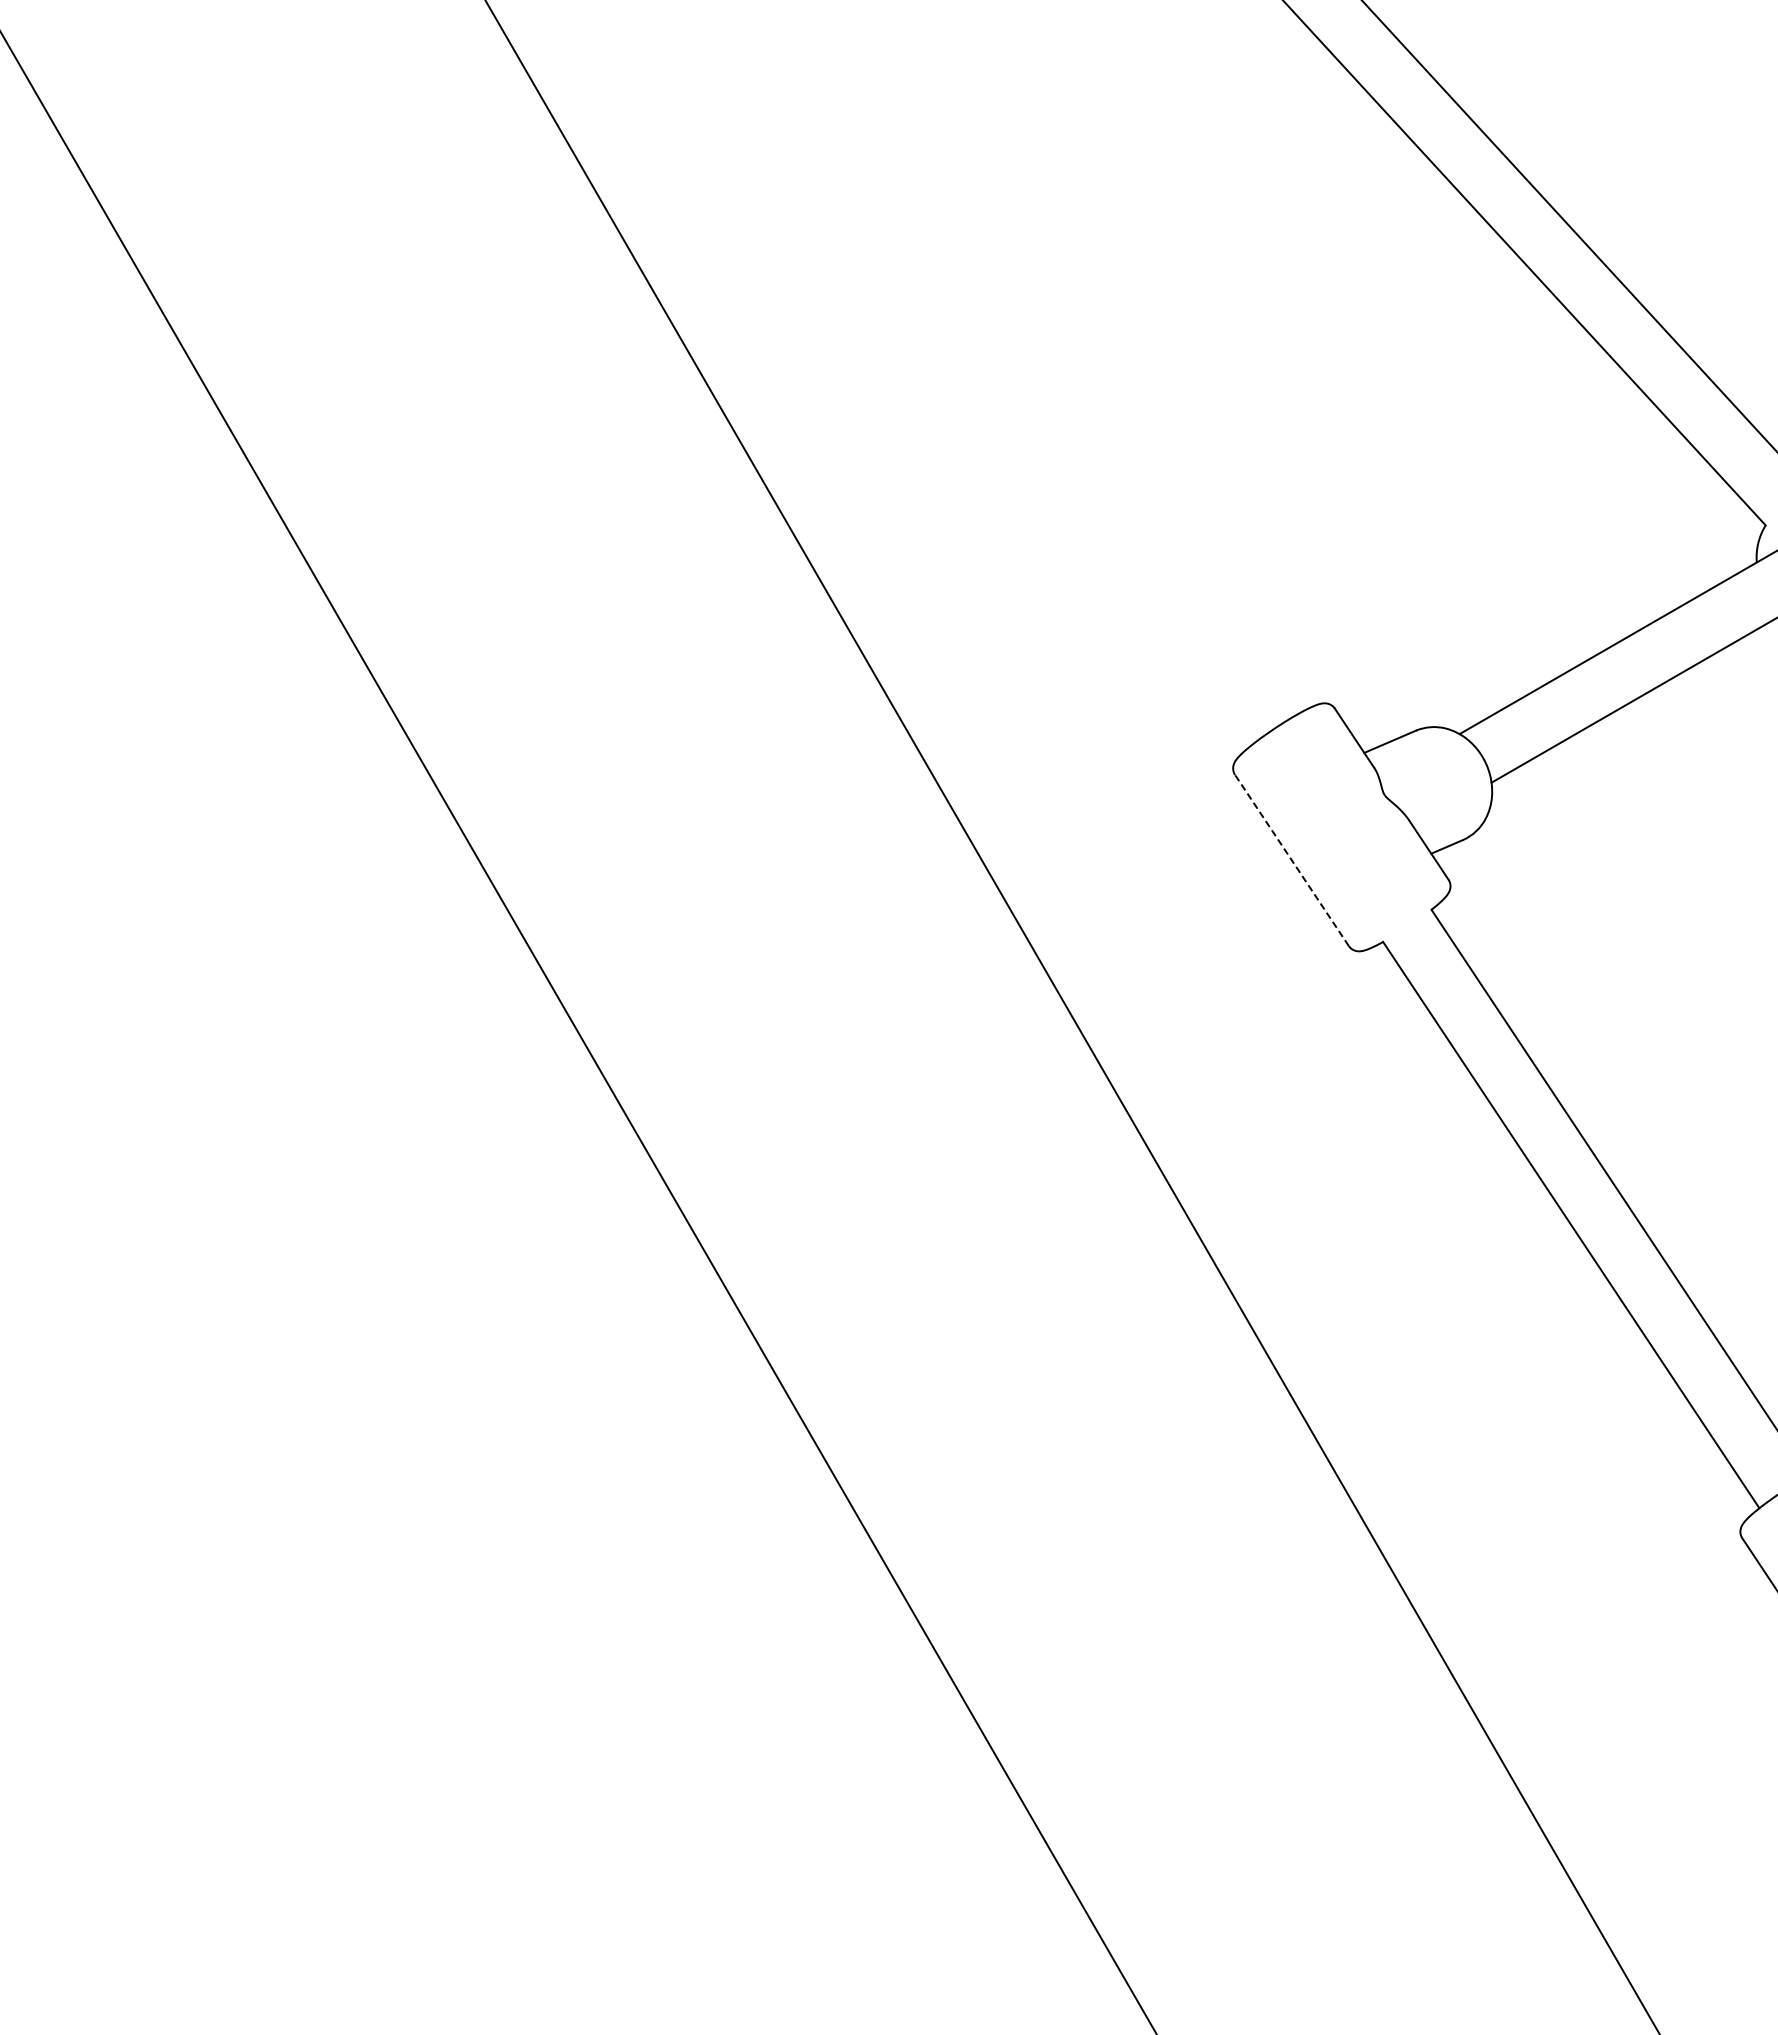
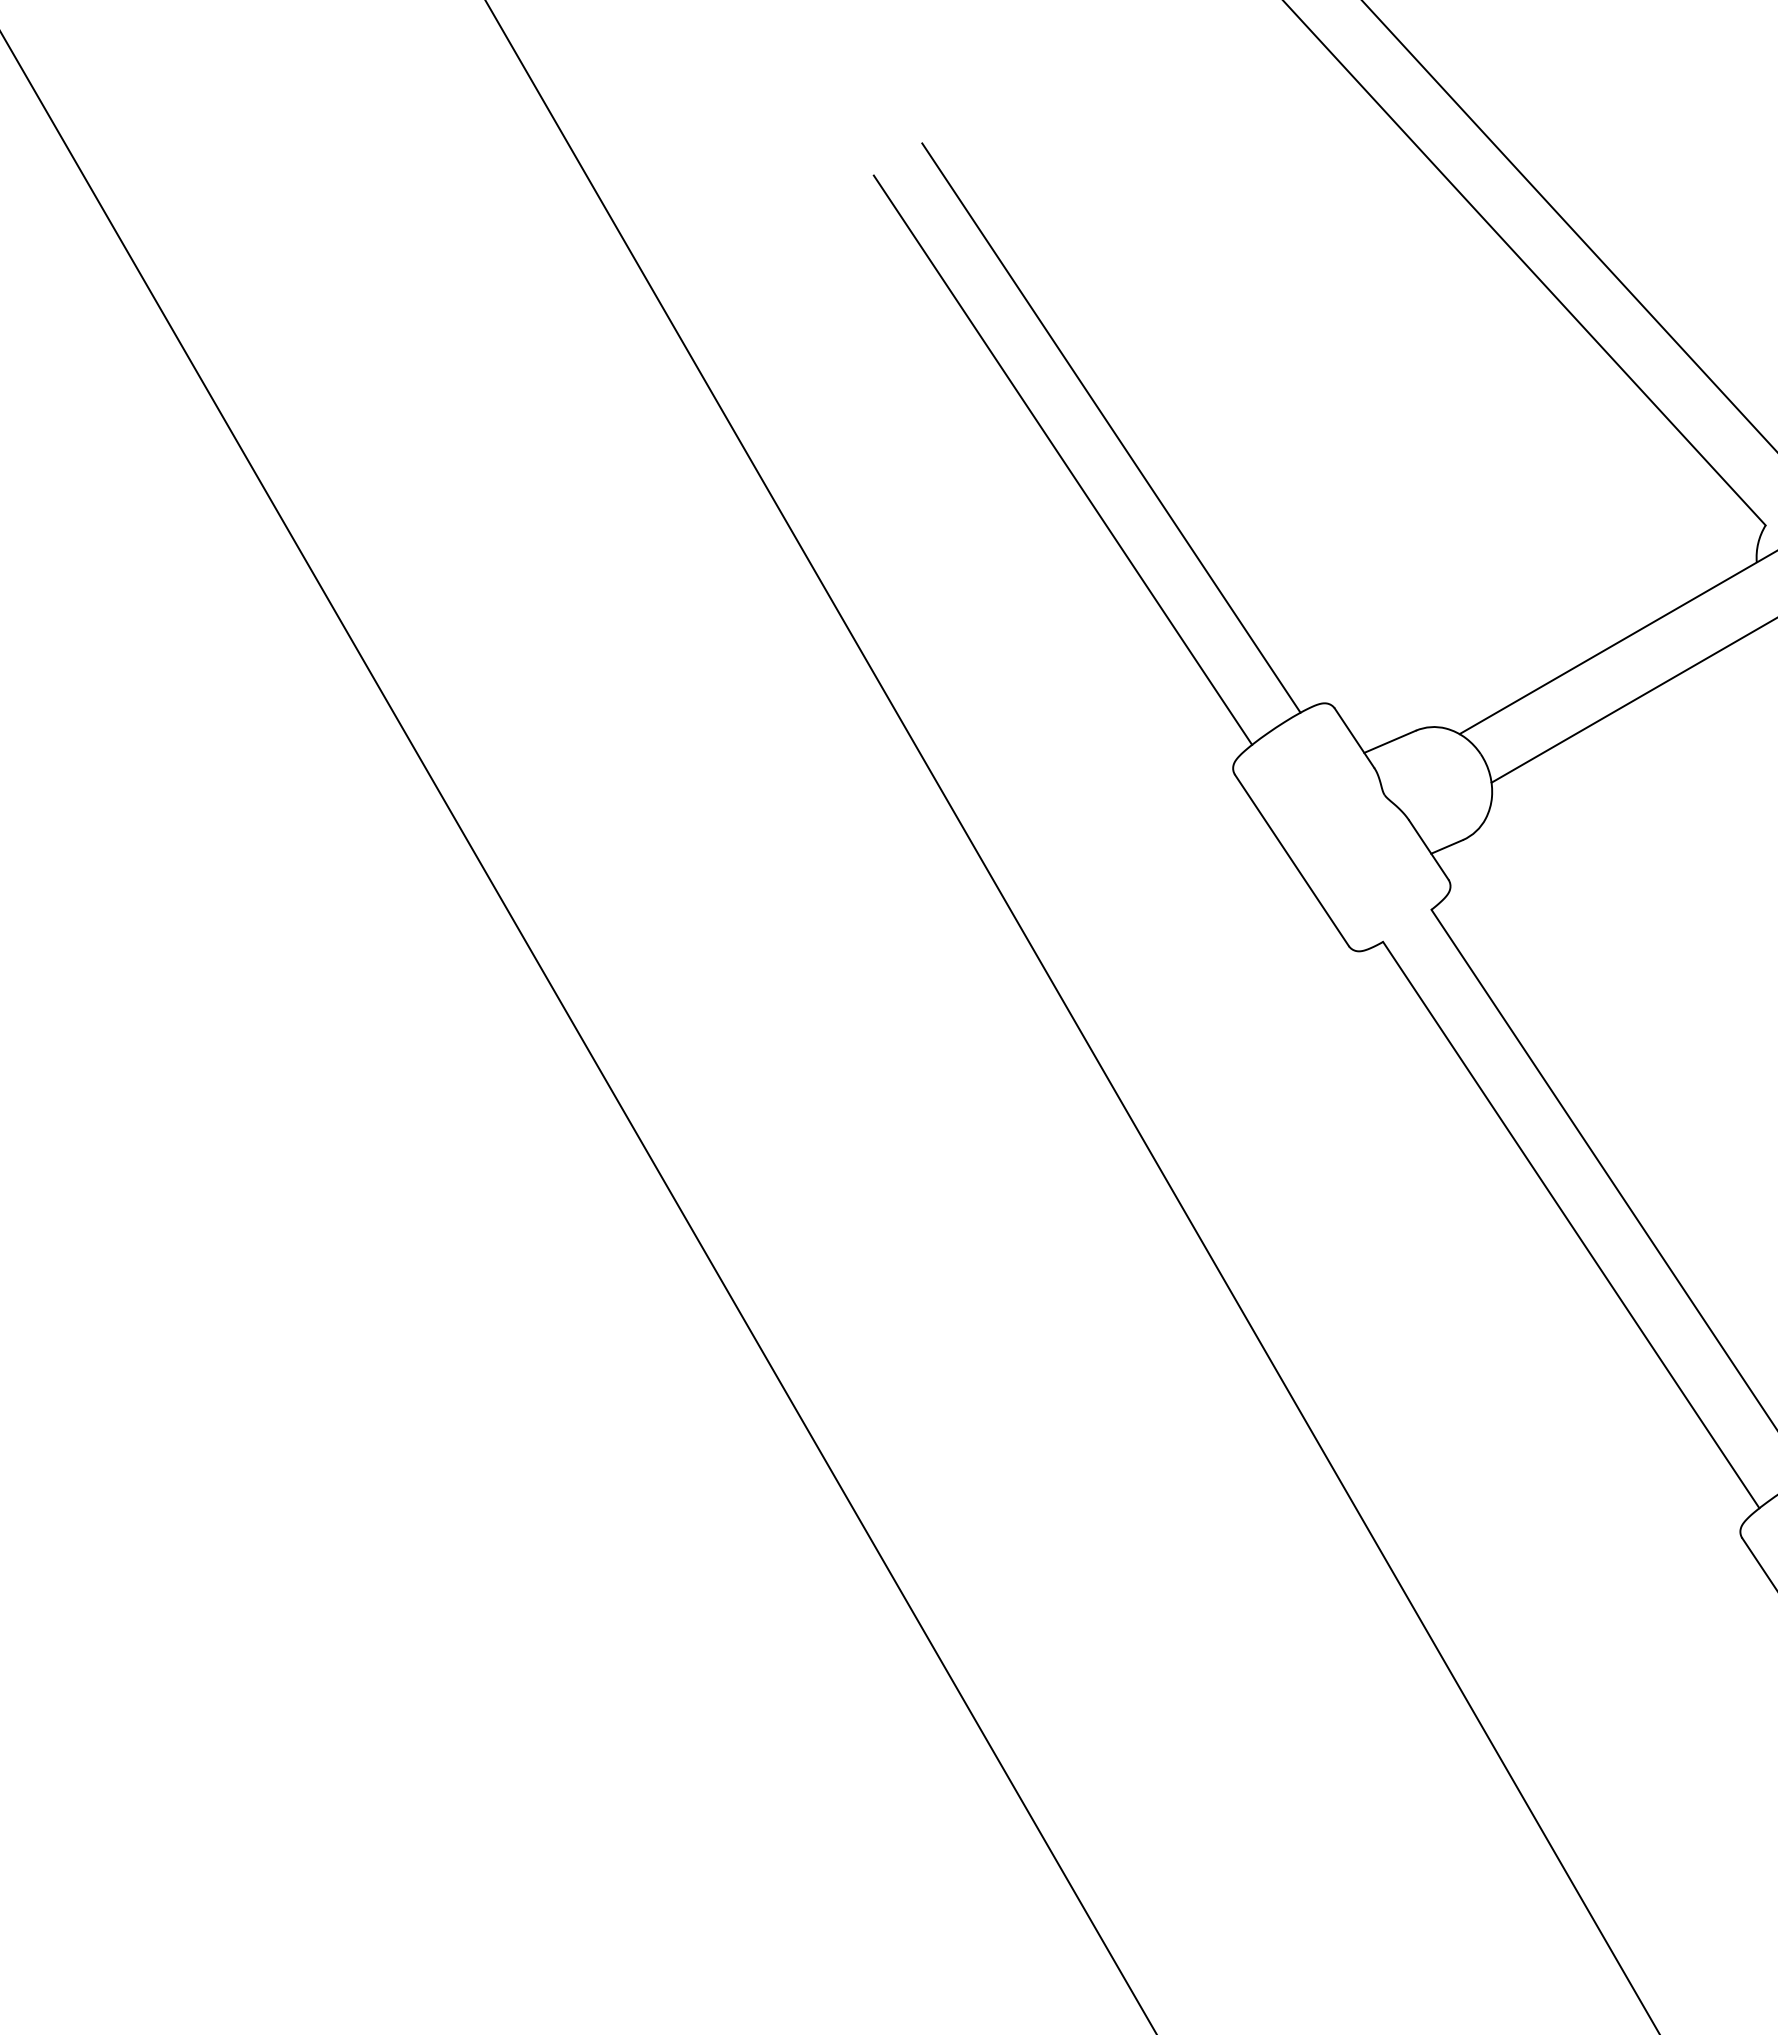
line: none -> present (1111, 427)
line: none -> present (1062, 459)
line: dashed -> solid (1291, 860)
